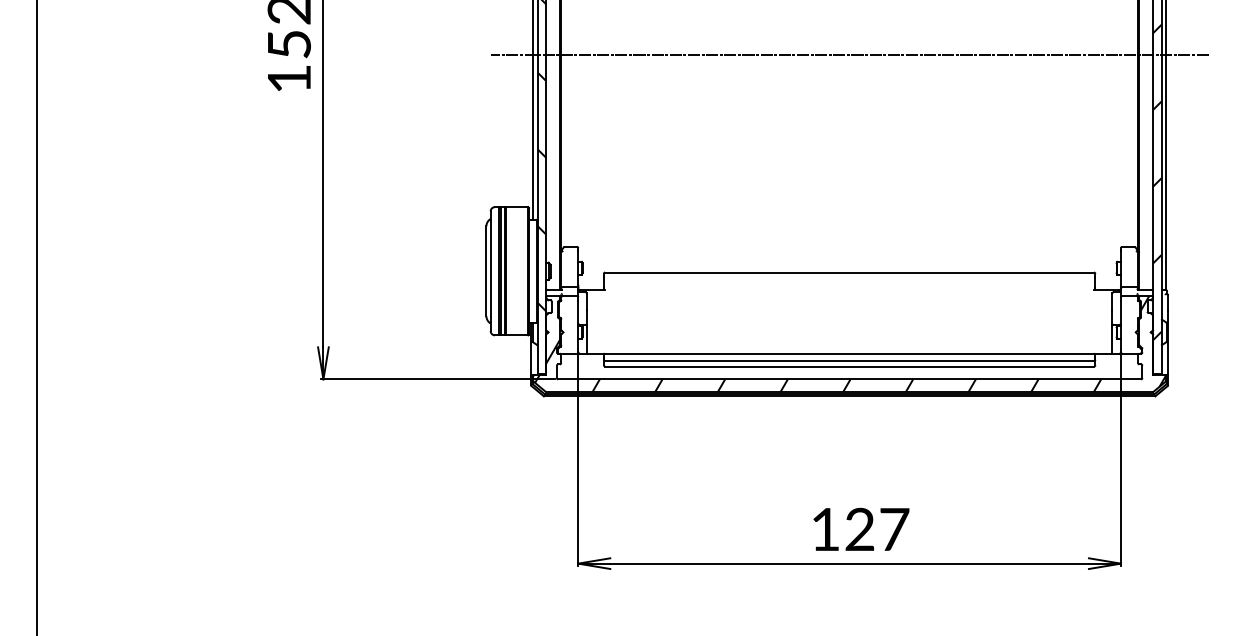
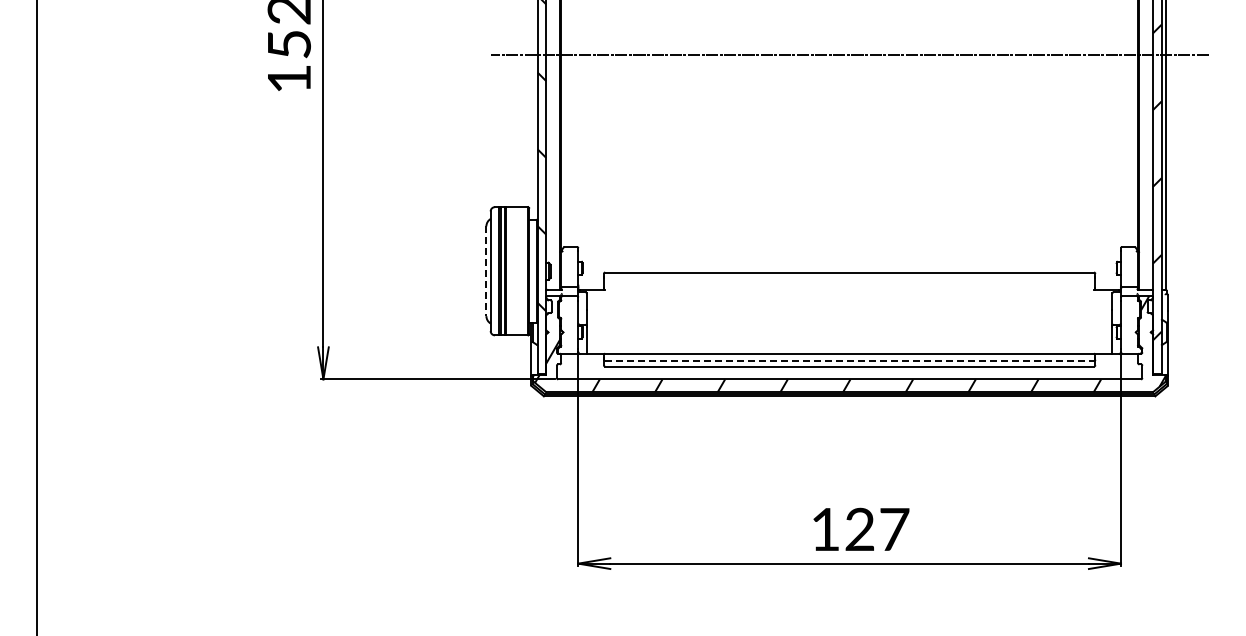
line: present -> none (533, 110)
line: solid -> dashed (486, 271)
line: solid -> dashed (850, 361)
